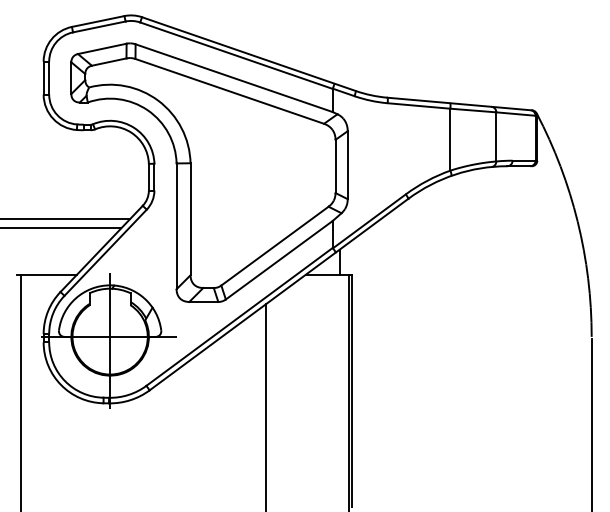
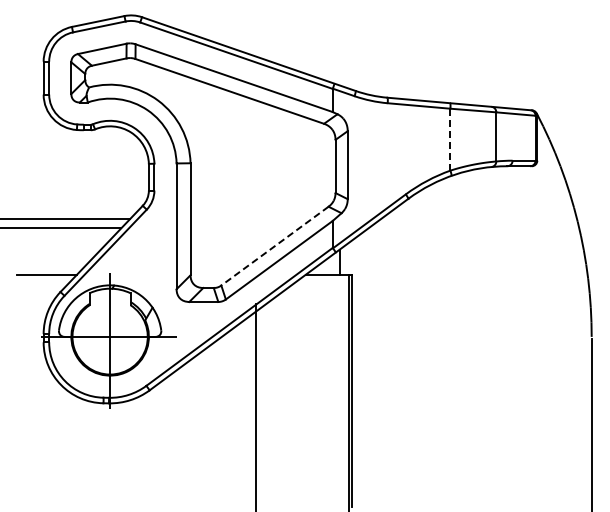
line: solid -> dashed (450, 139)
line: solid -> dashed (274, 246)
line: present -> none (21, 391)
line position: (265, 406) -> (255, 406) (255, 406)
